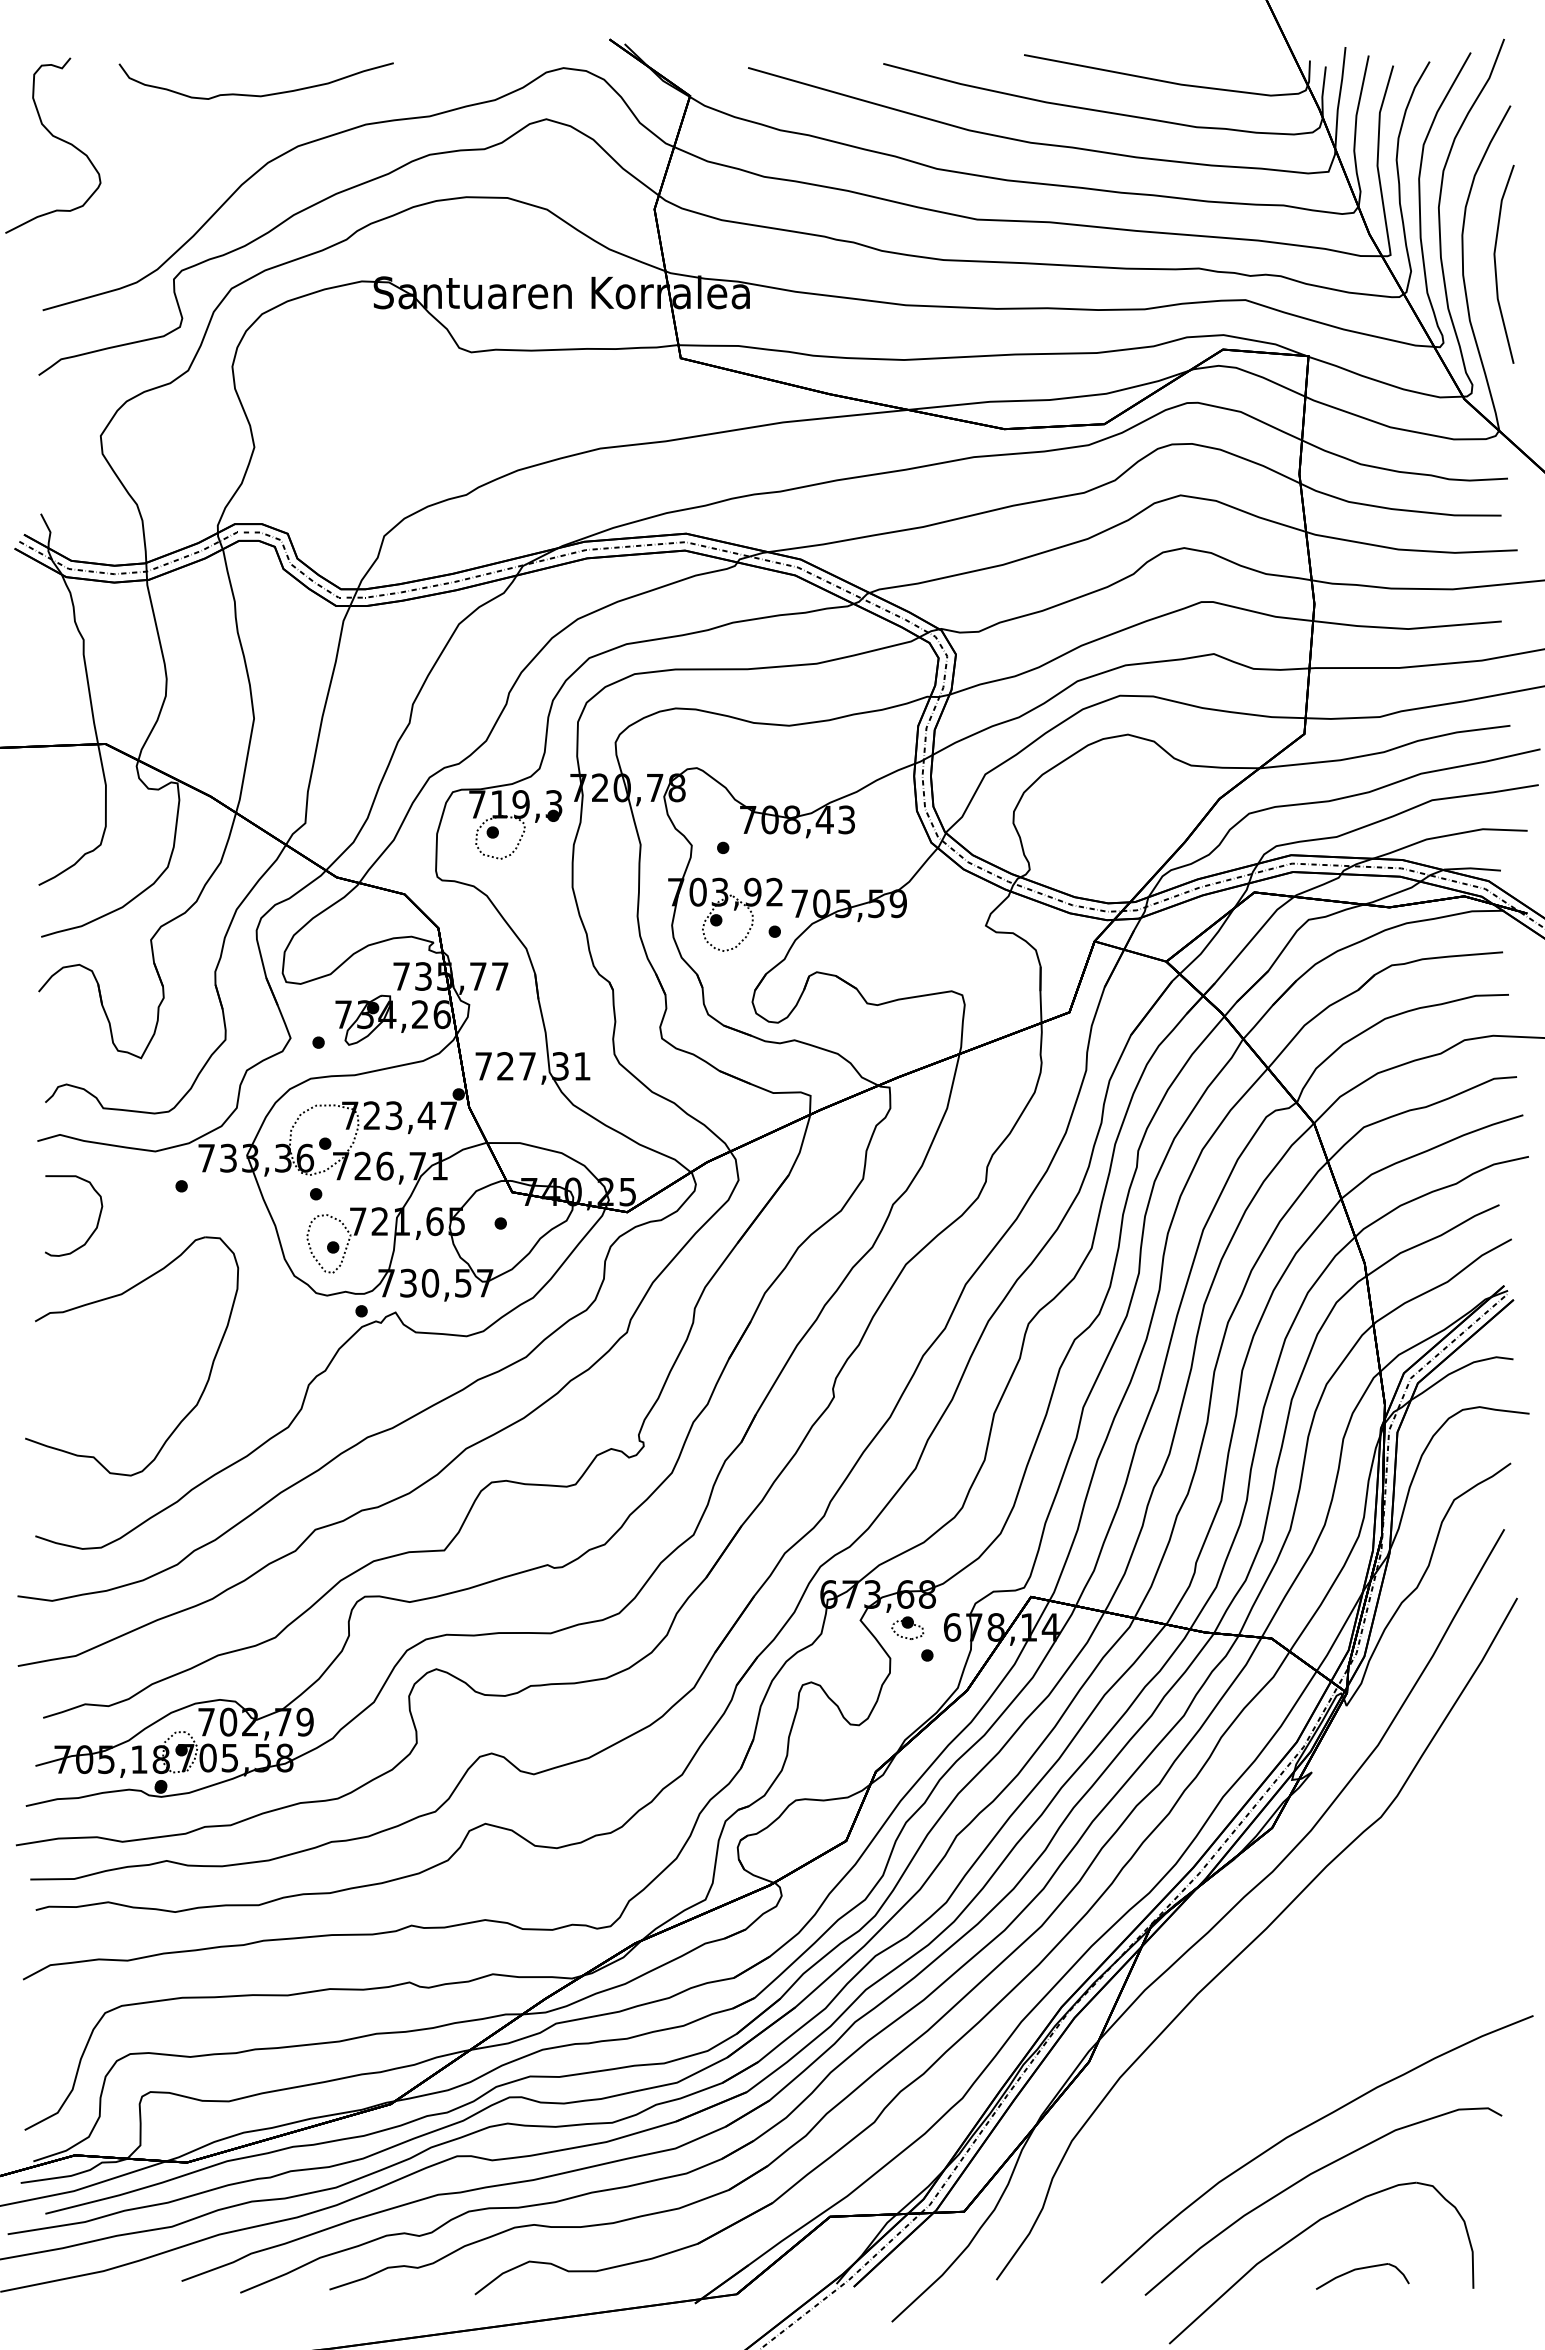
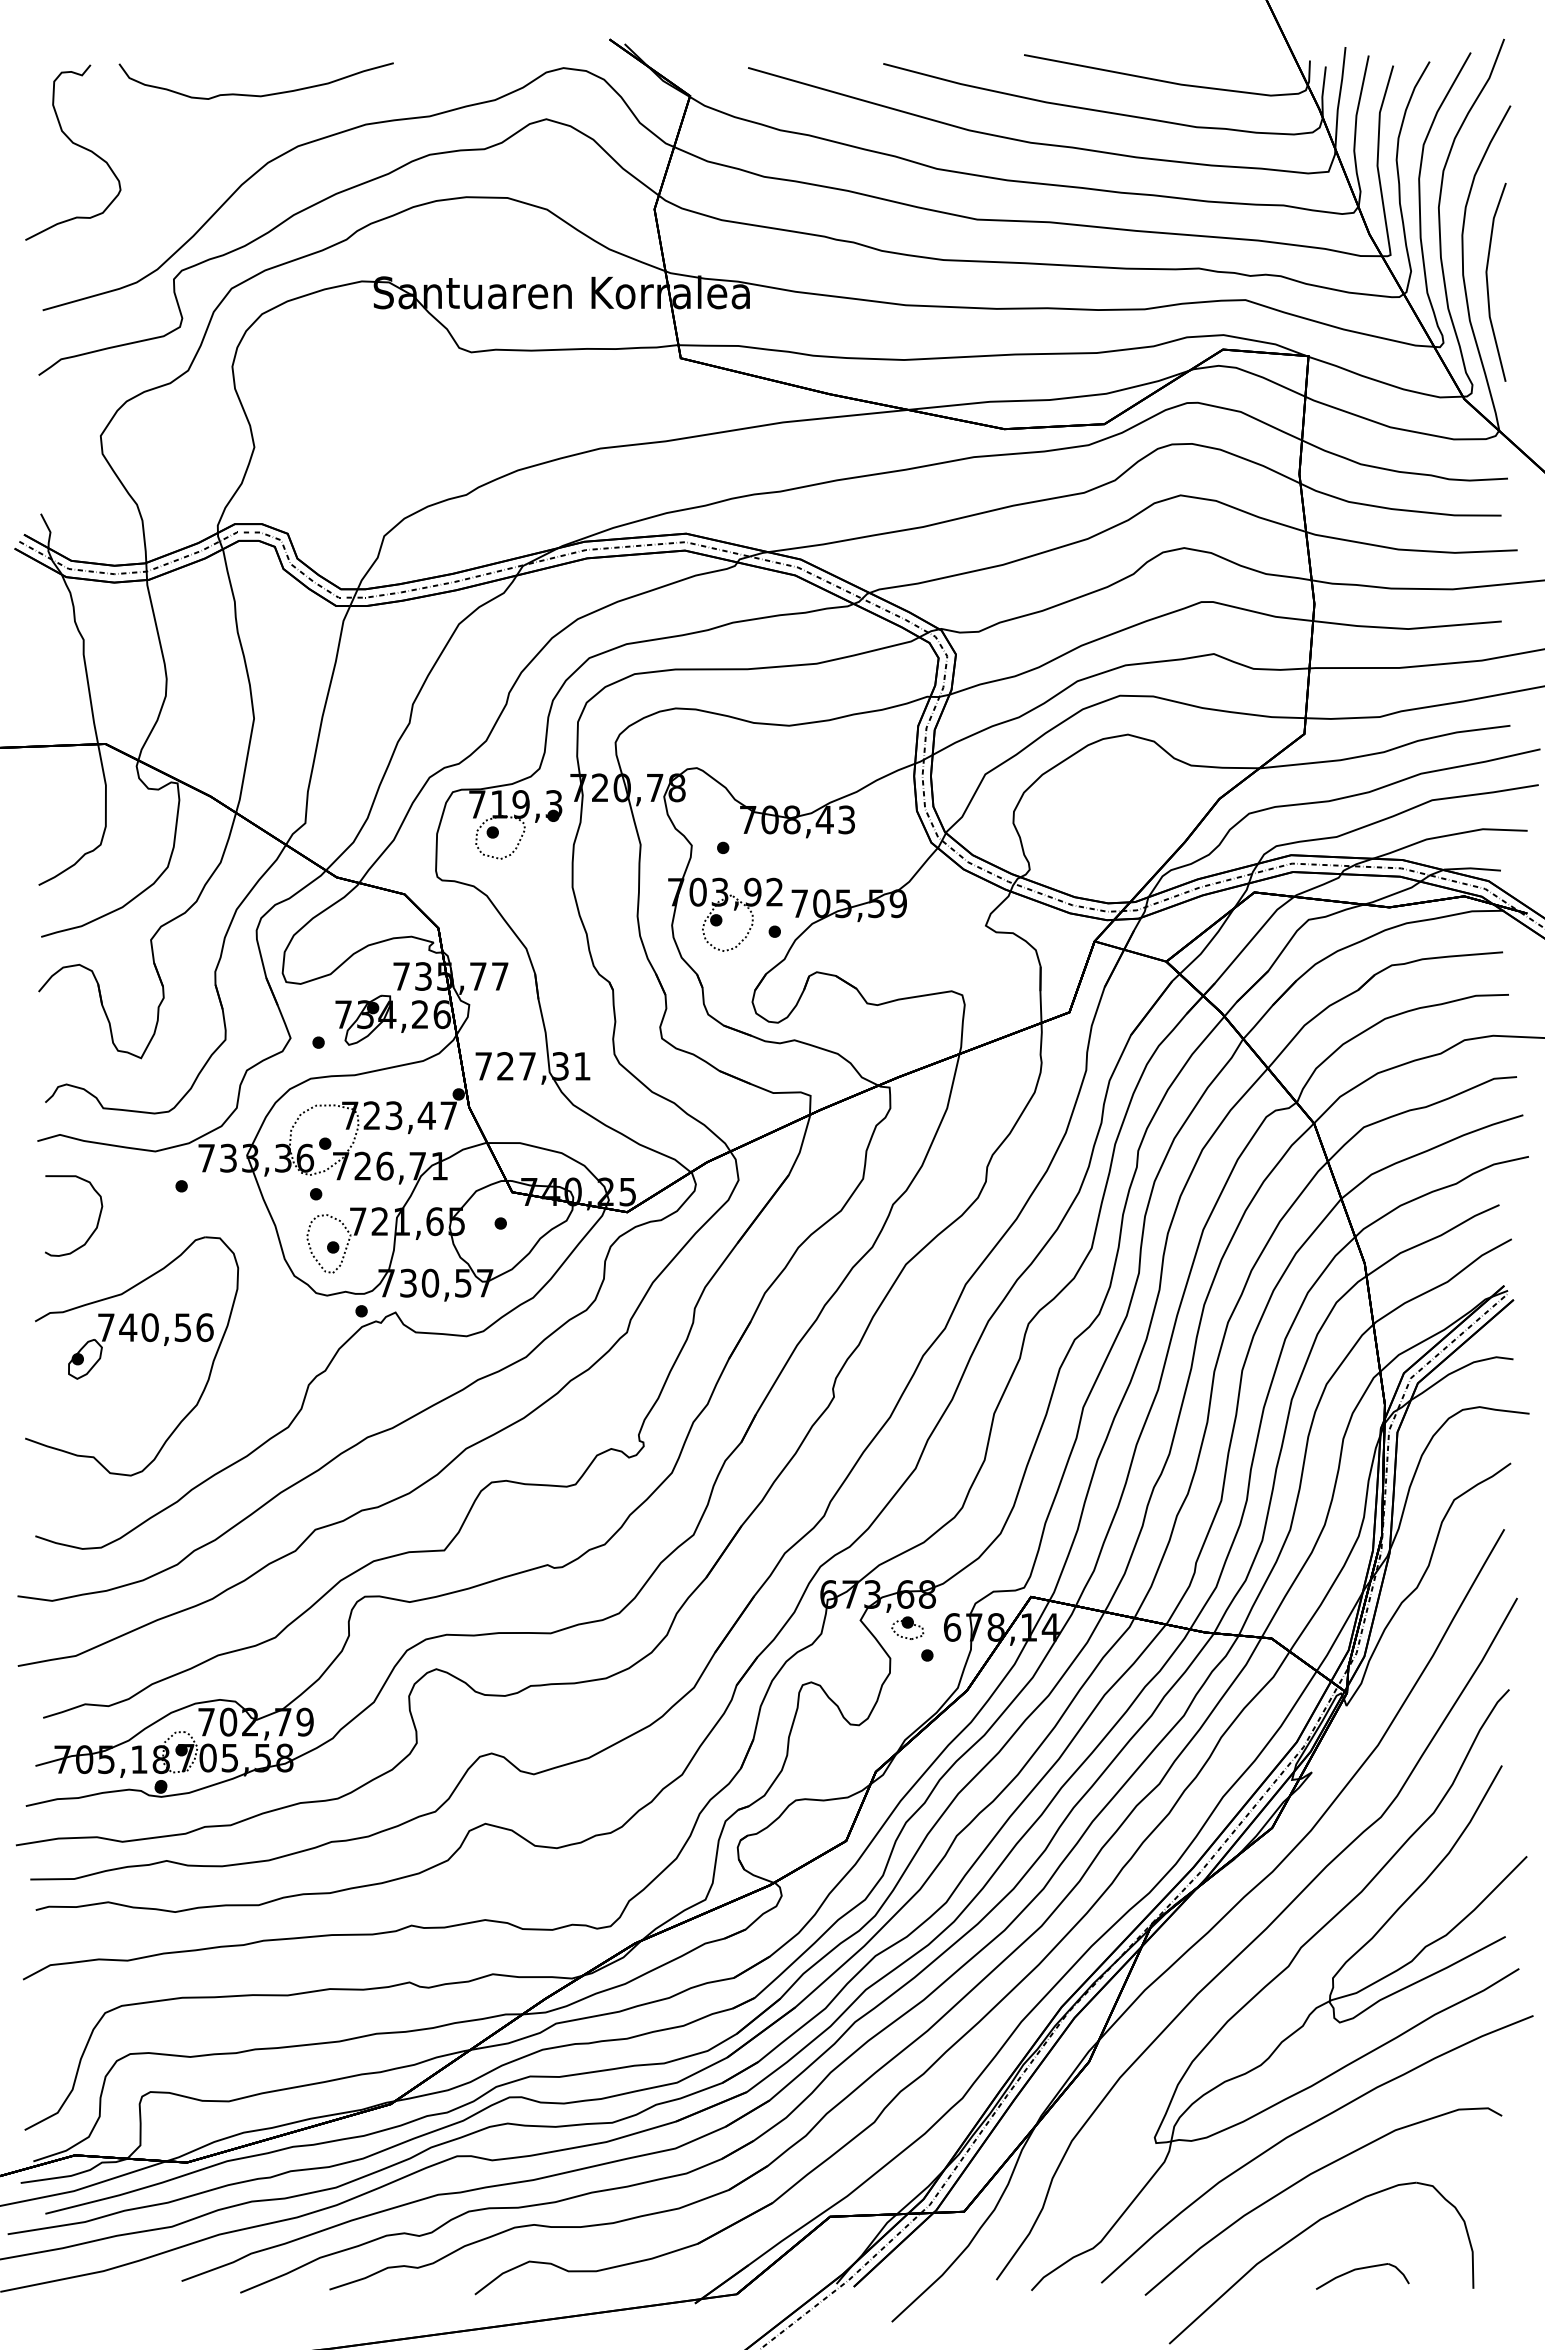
curve position: (56, 138) -> (76, 145) (76, 145)
line position: (1496, 264) -> (1488, 282) (1488, 282)
part: none -> present (145, 1340)
part: none -> present (1272, 1981)
